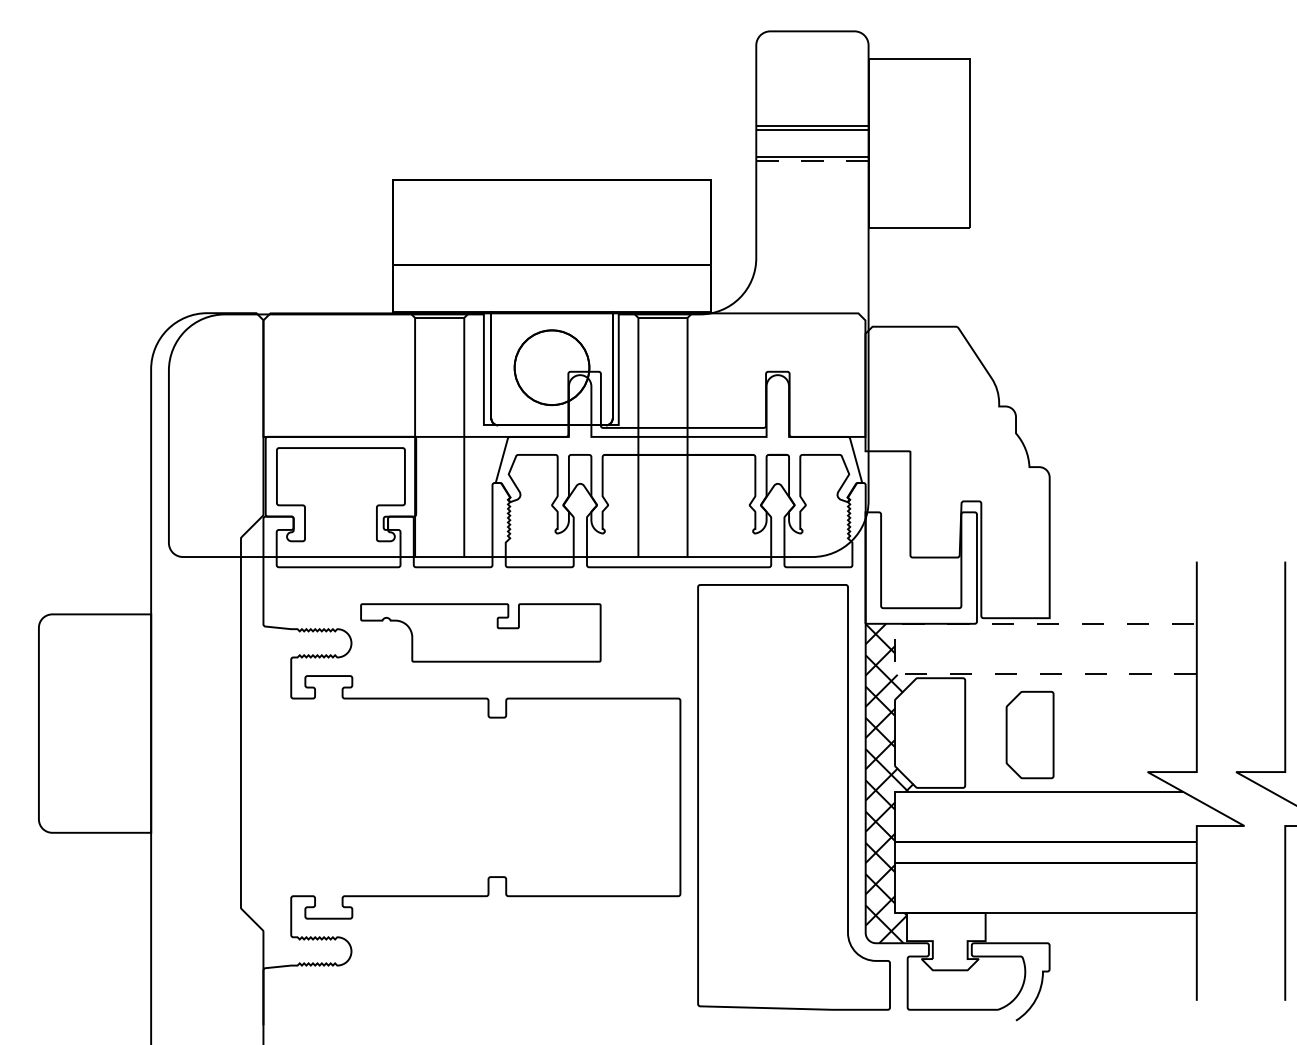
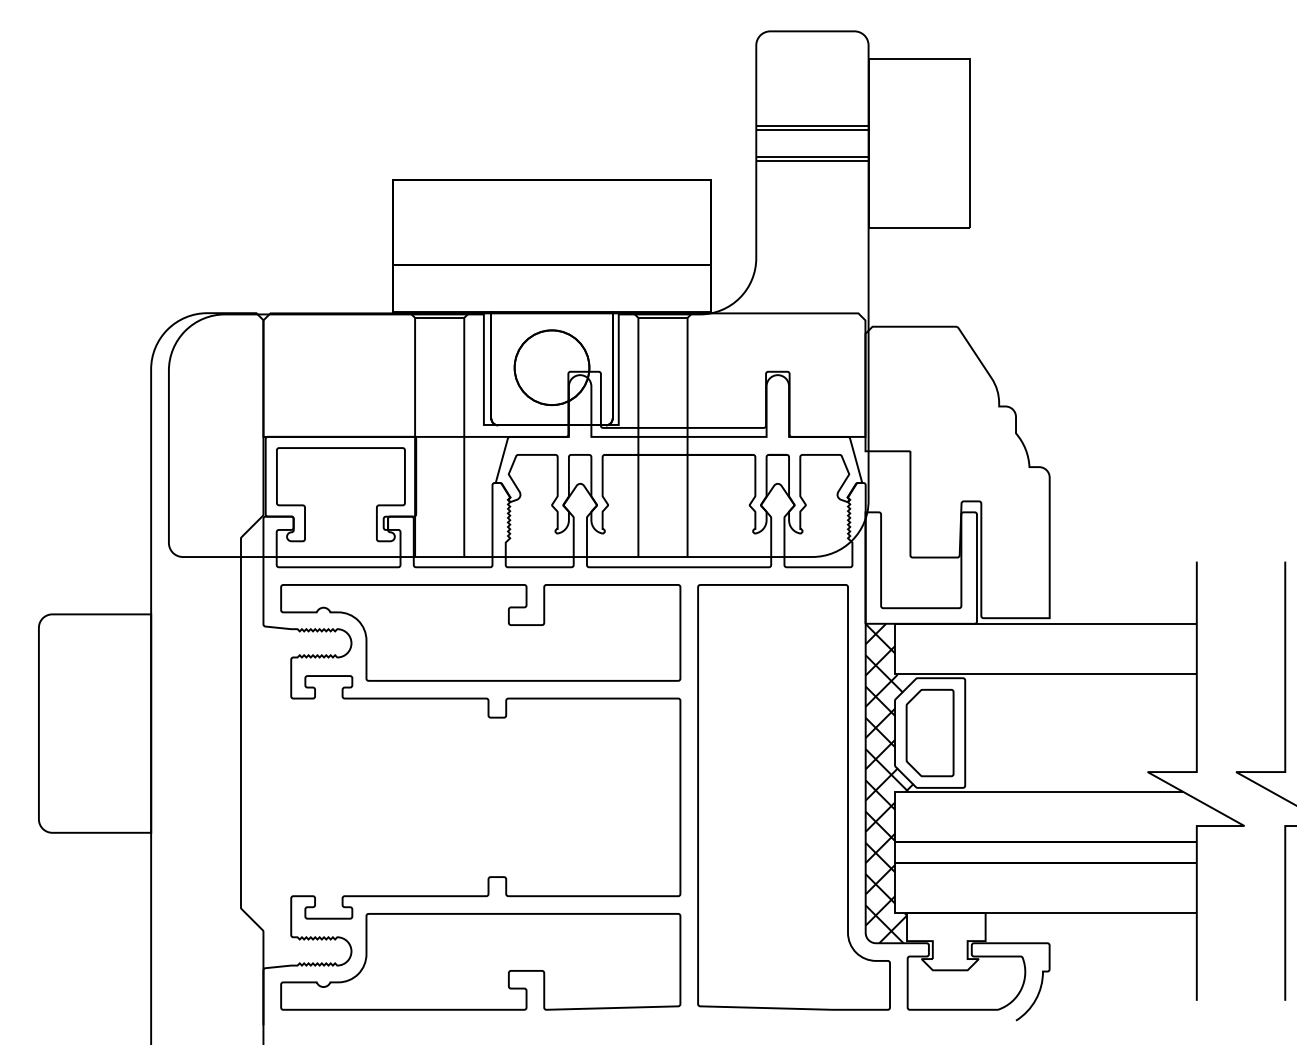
line: dashed -> solid (811, 161)
part size: 242x60 px -> 402x98 px (480, 632)
line: dashed -> solid (895, 648)
part position: (1029, 734) -> (929, 732) (929, 732)
part: none -> present (480, 961)
